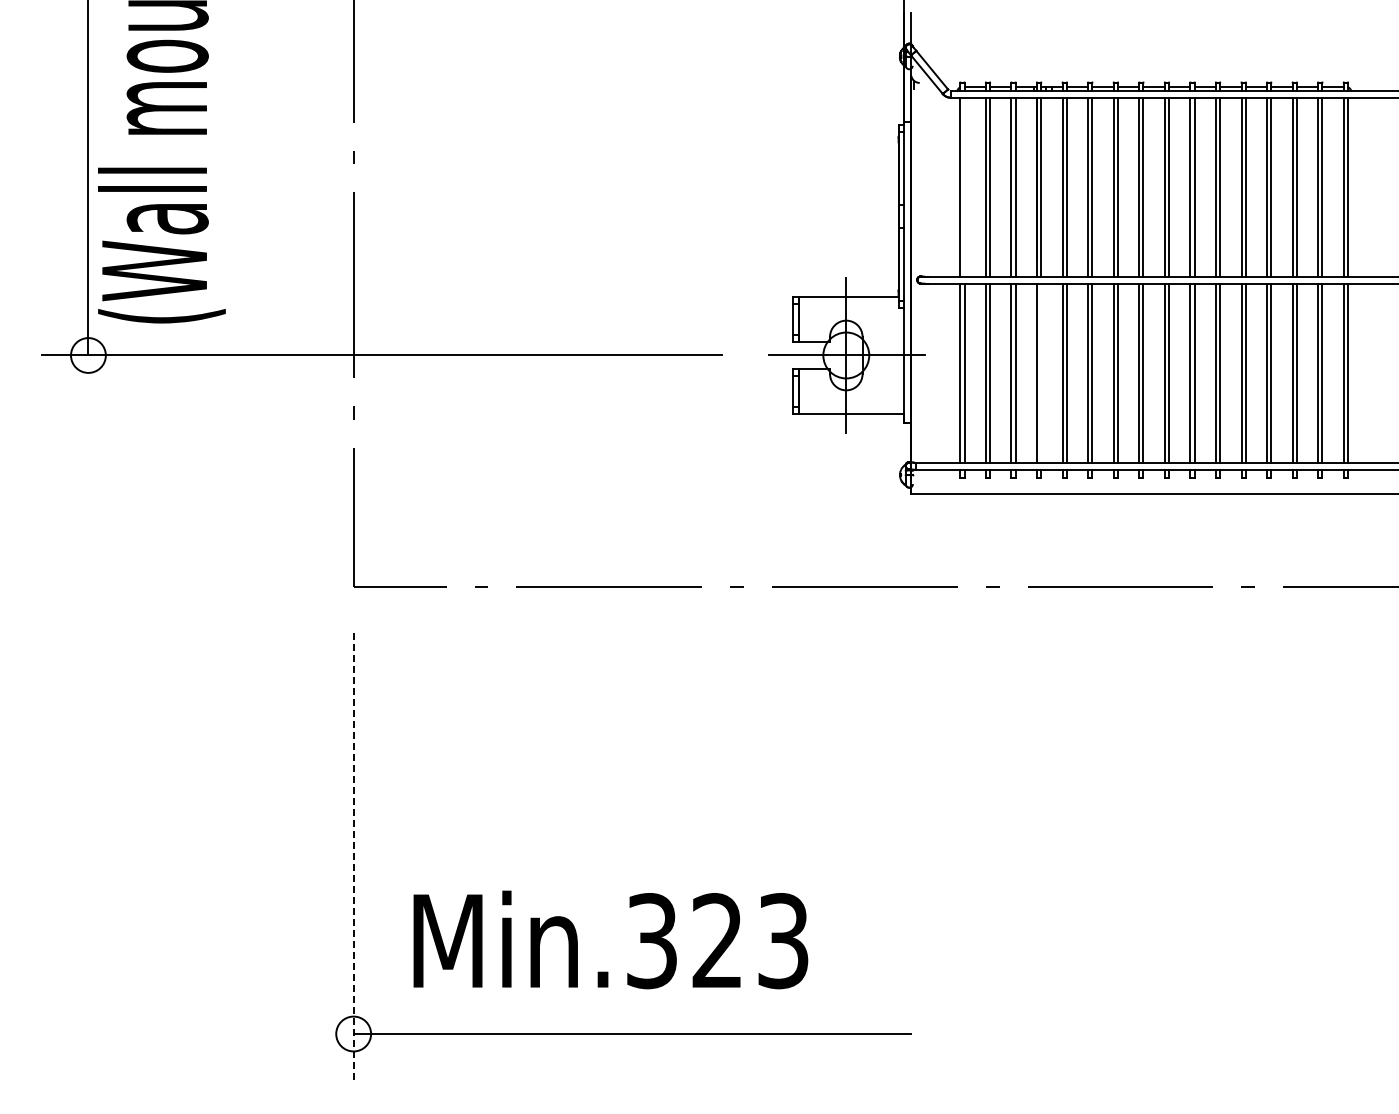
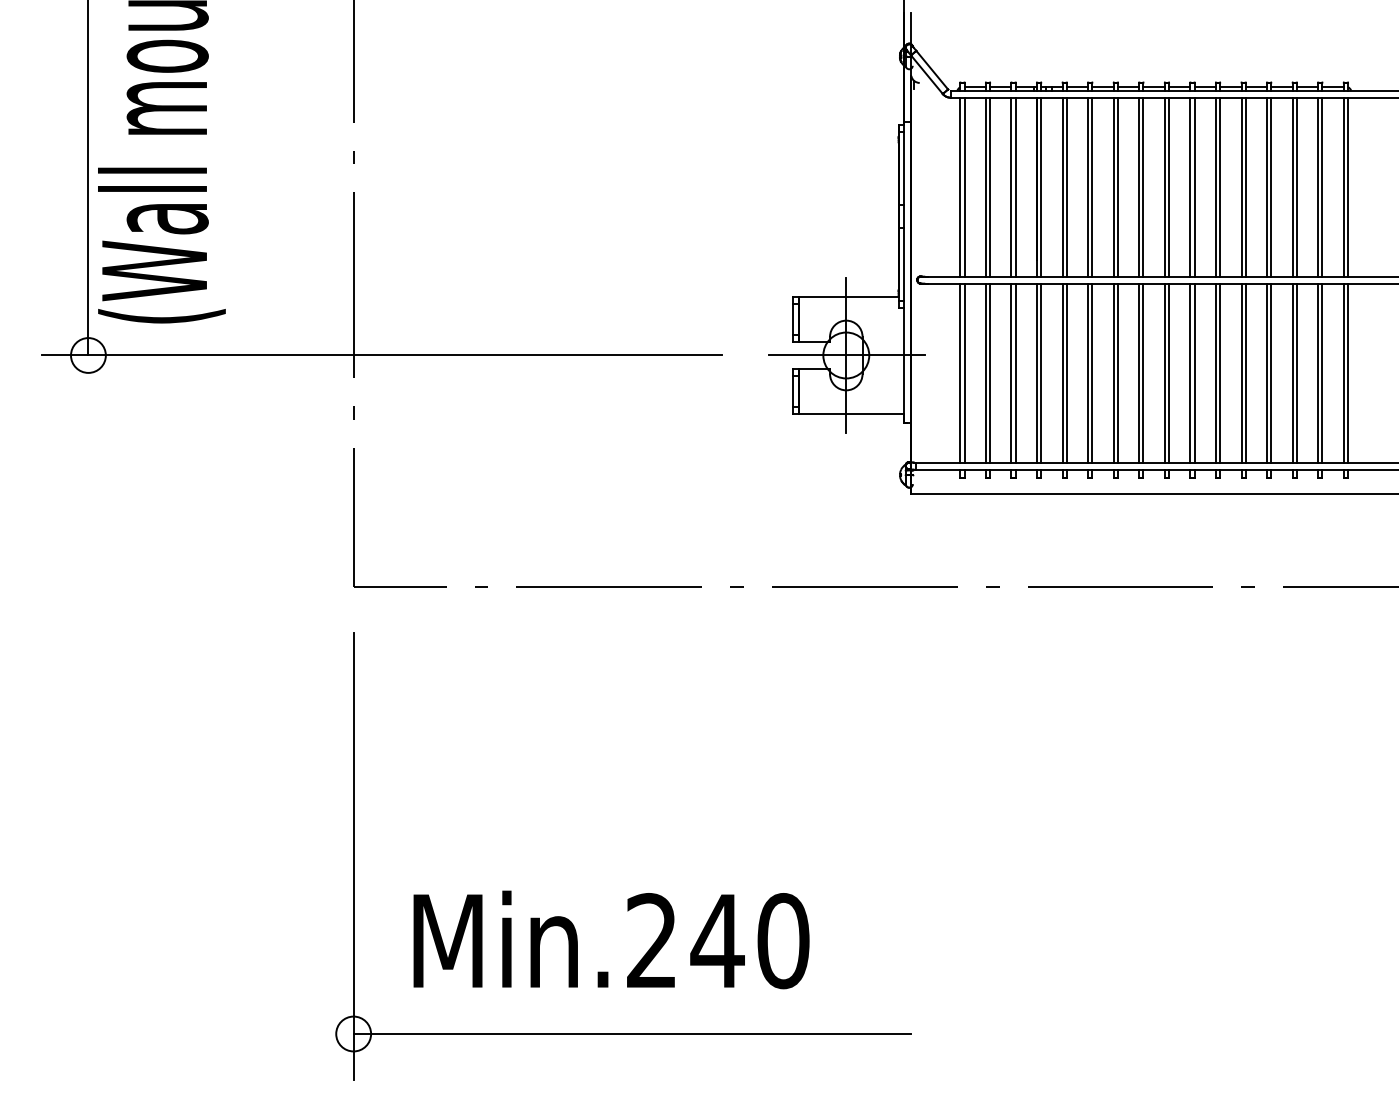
line: none -> present (964, 186)
line: none -> present (1041, 372)
line: dashed -> solid (353, 856)
text: Min.323 -> Min.240 (718, 941)
